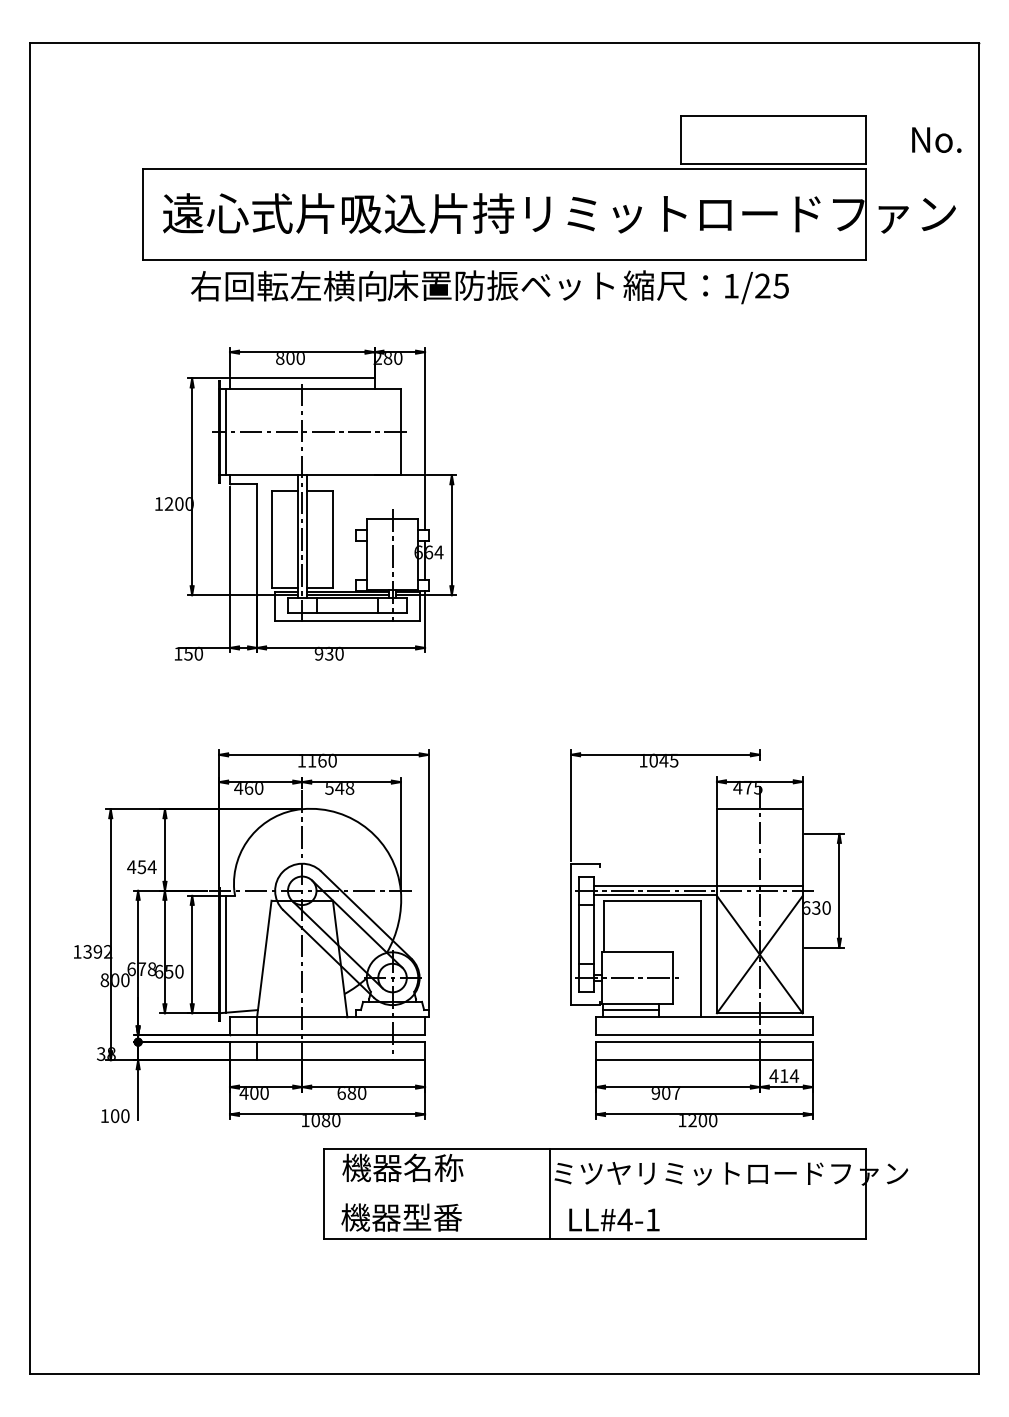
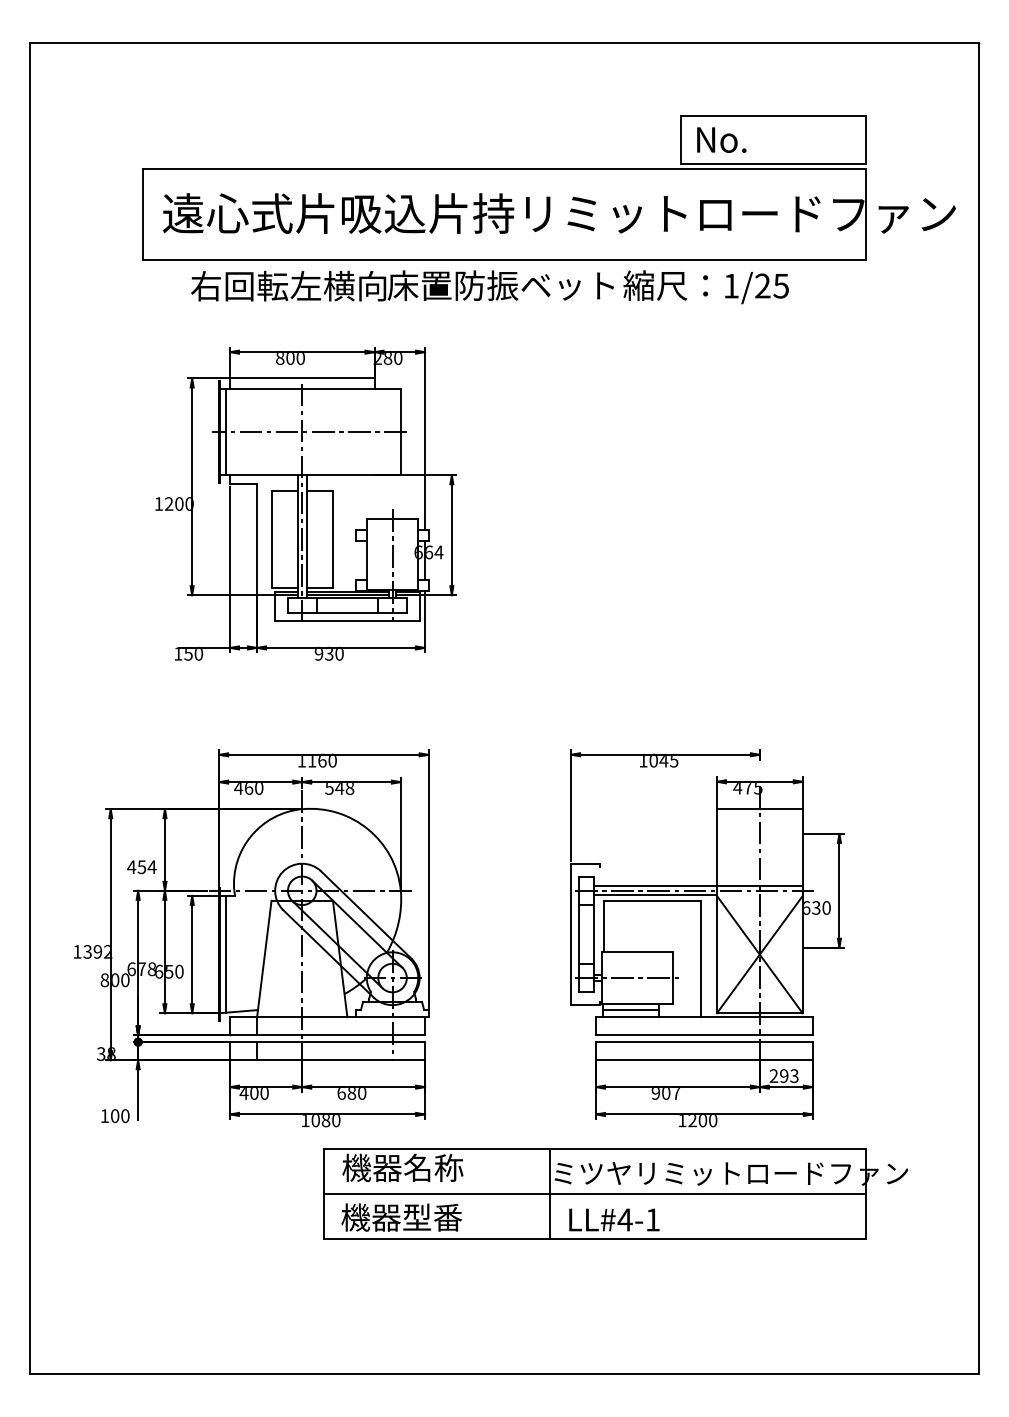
text position: (936, 139) -> (721, 139) (721, 139)
text: 414 -> 293 (784, 1076)
line: none -> present (594, 1193)
